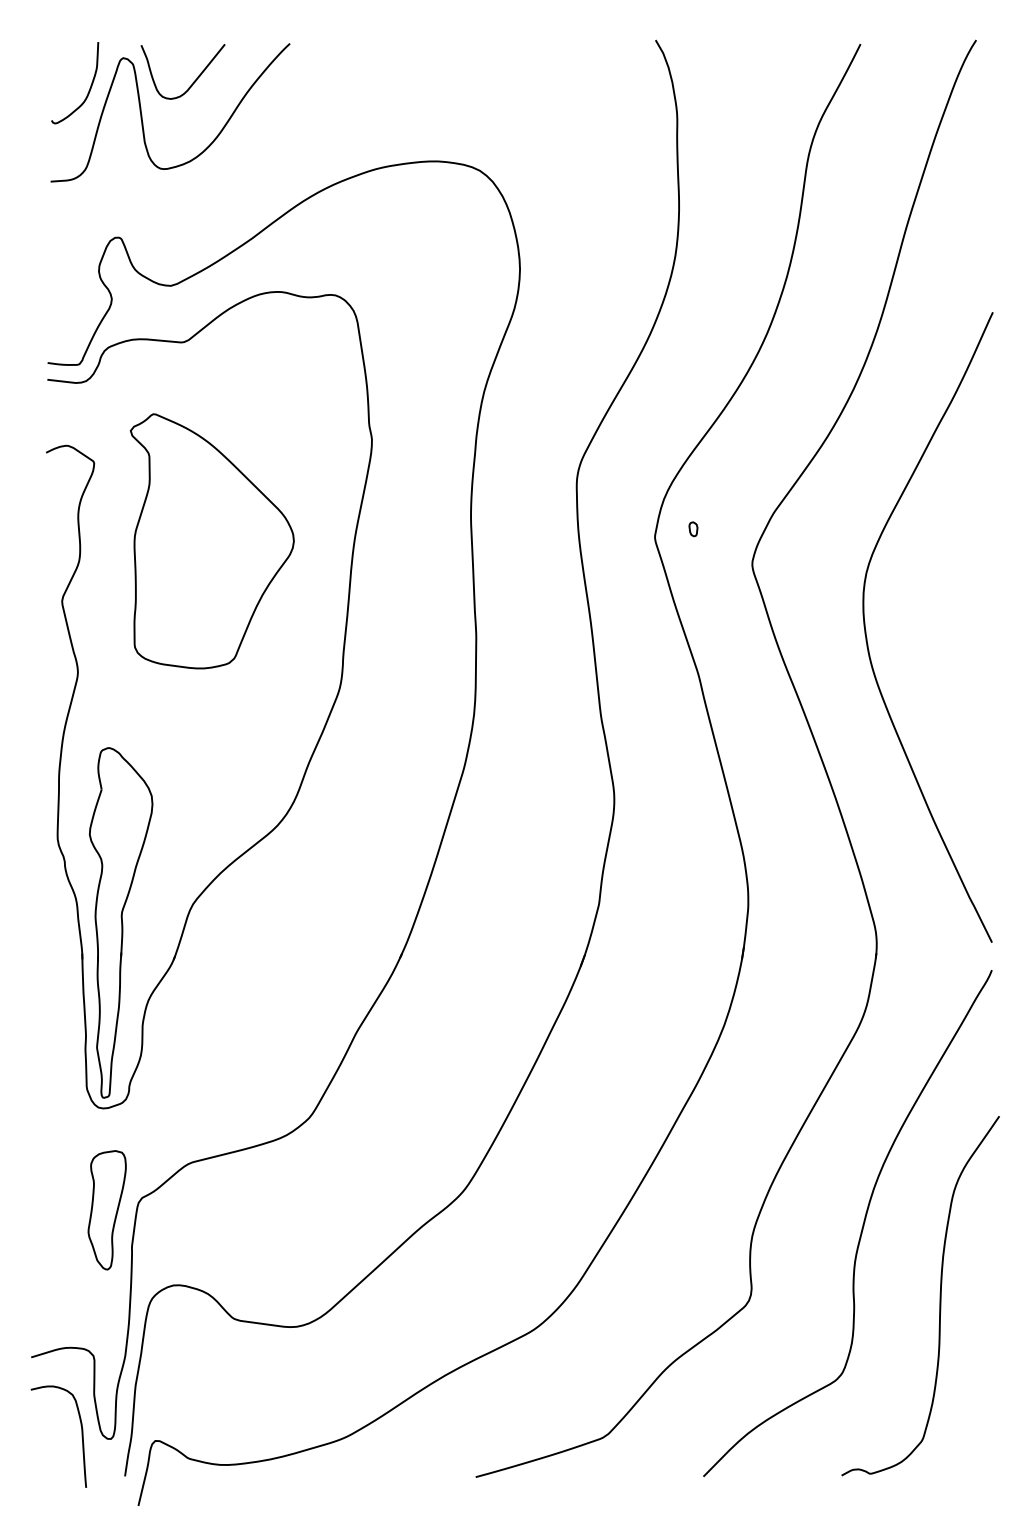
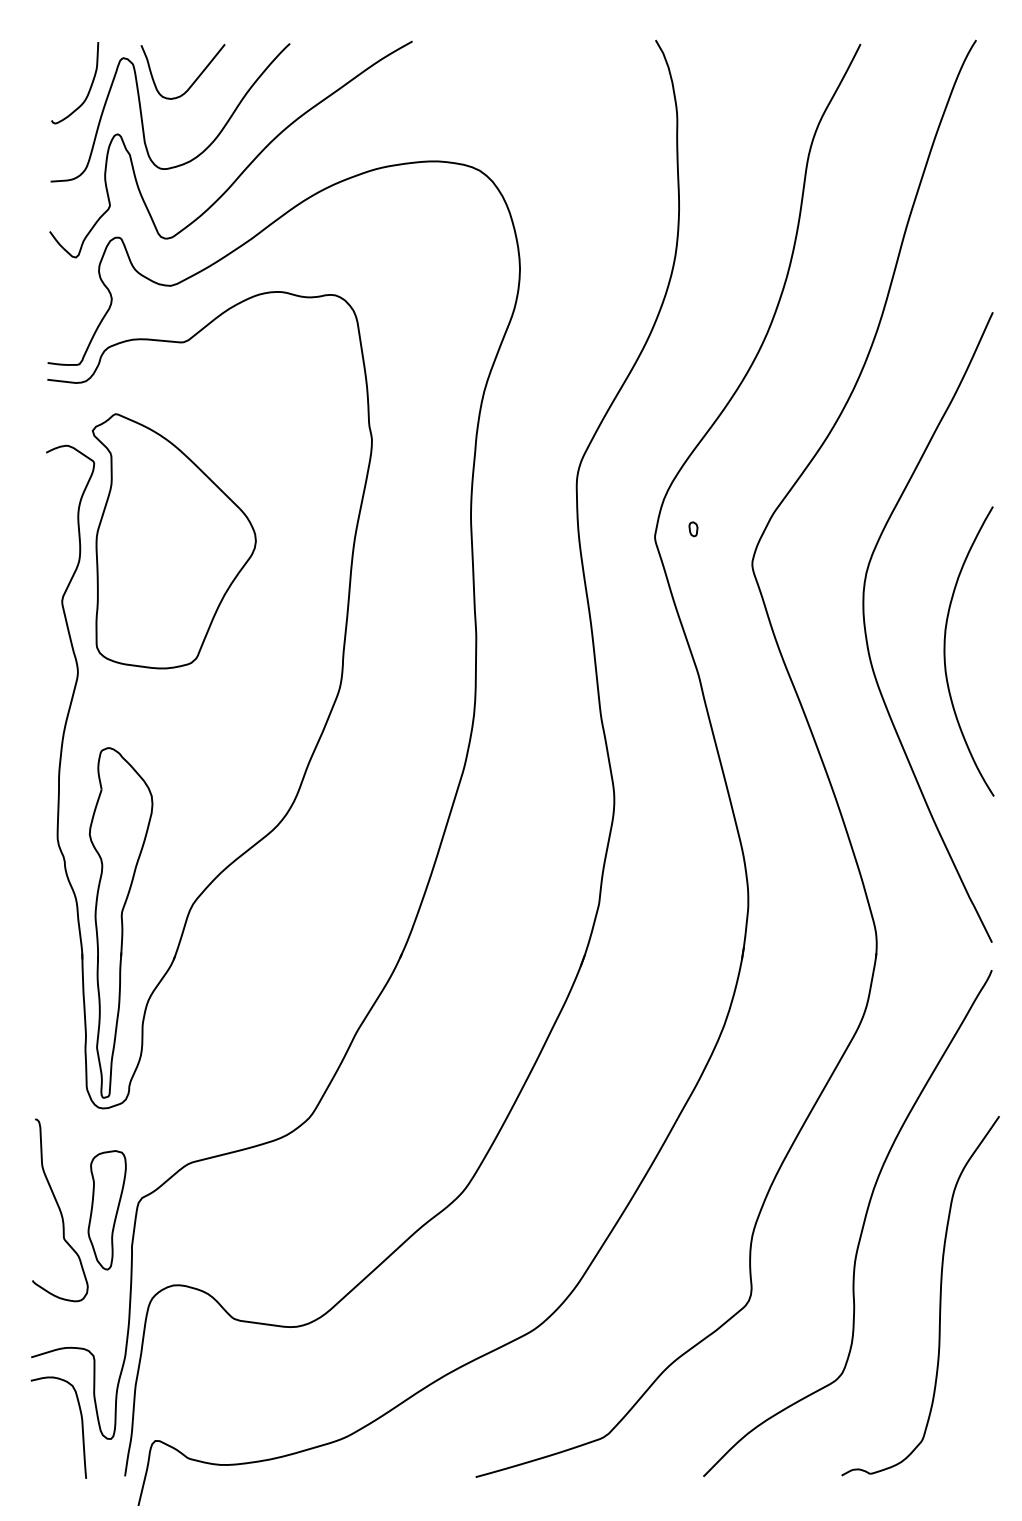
curve: none -> present (247, 165)
part position: (211, 541) -> (173, 541) (173, 541)
curve: none -> present (945, 651)
curve: none -> present (60, 1210)
curve position: (81, 1436) -> (81, 1427) (81, 1427)
